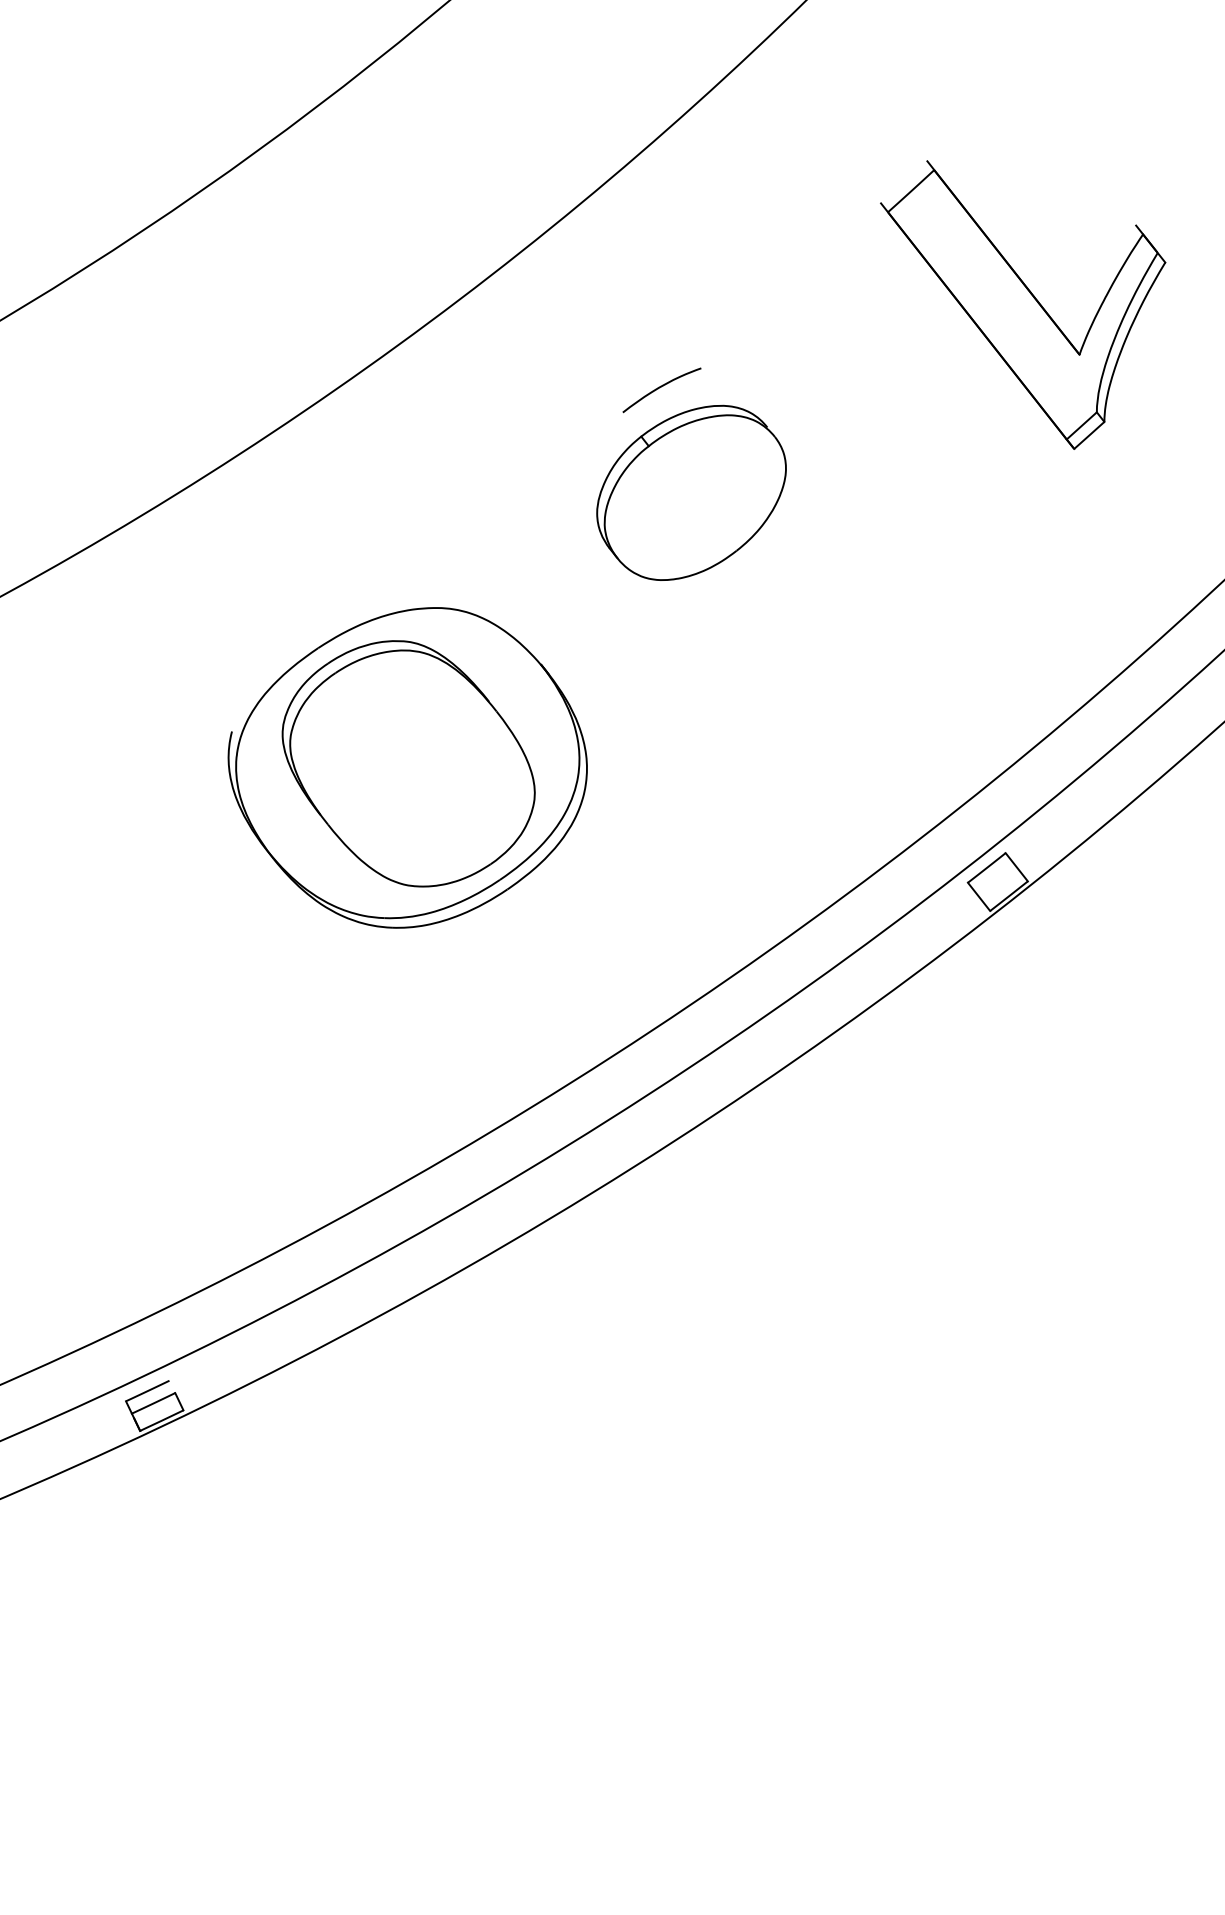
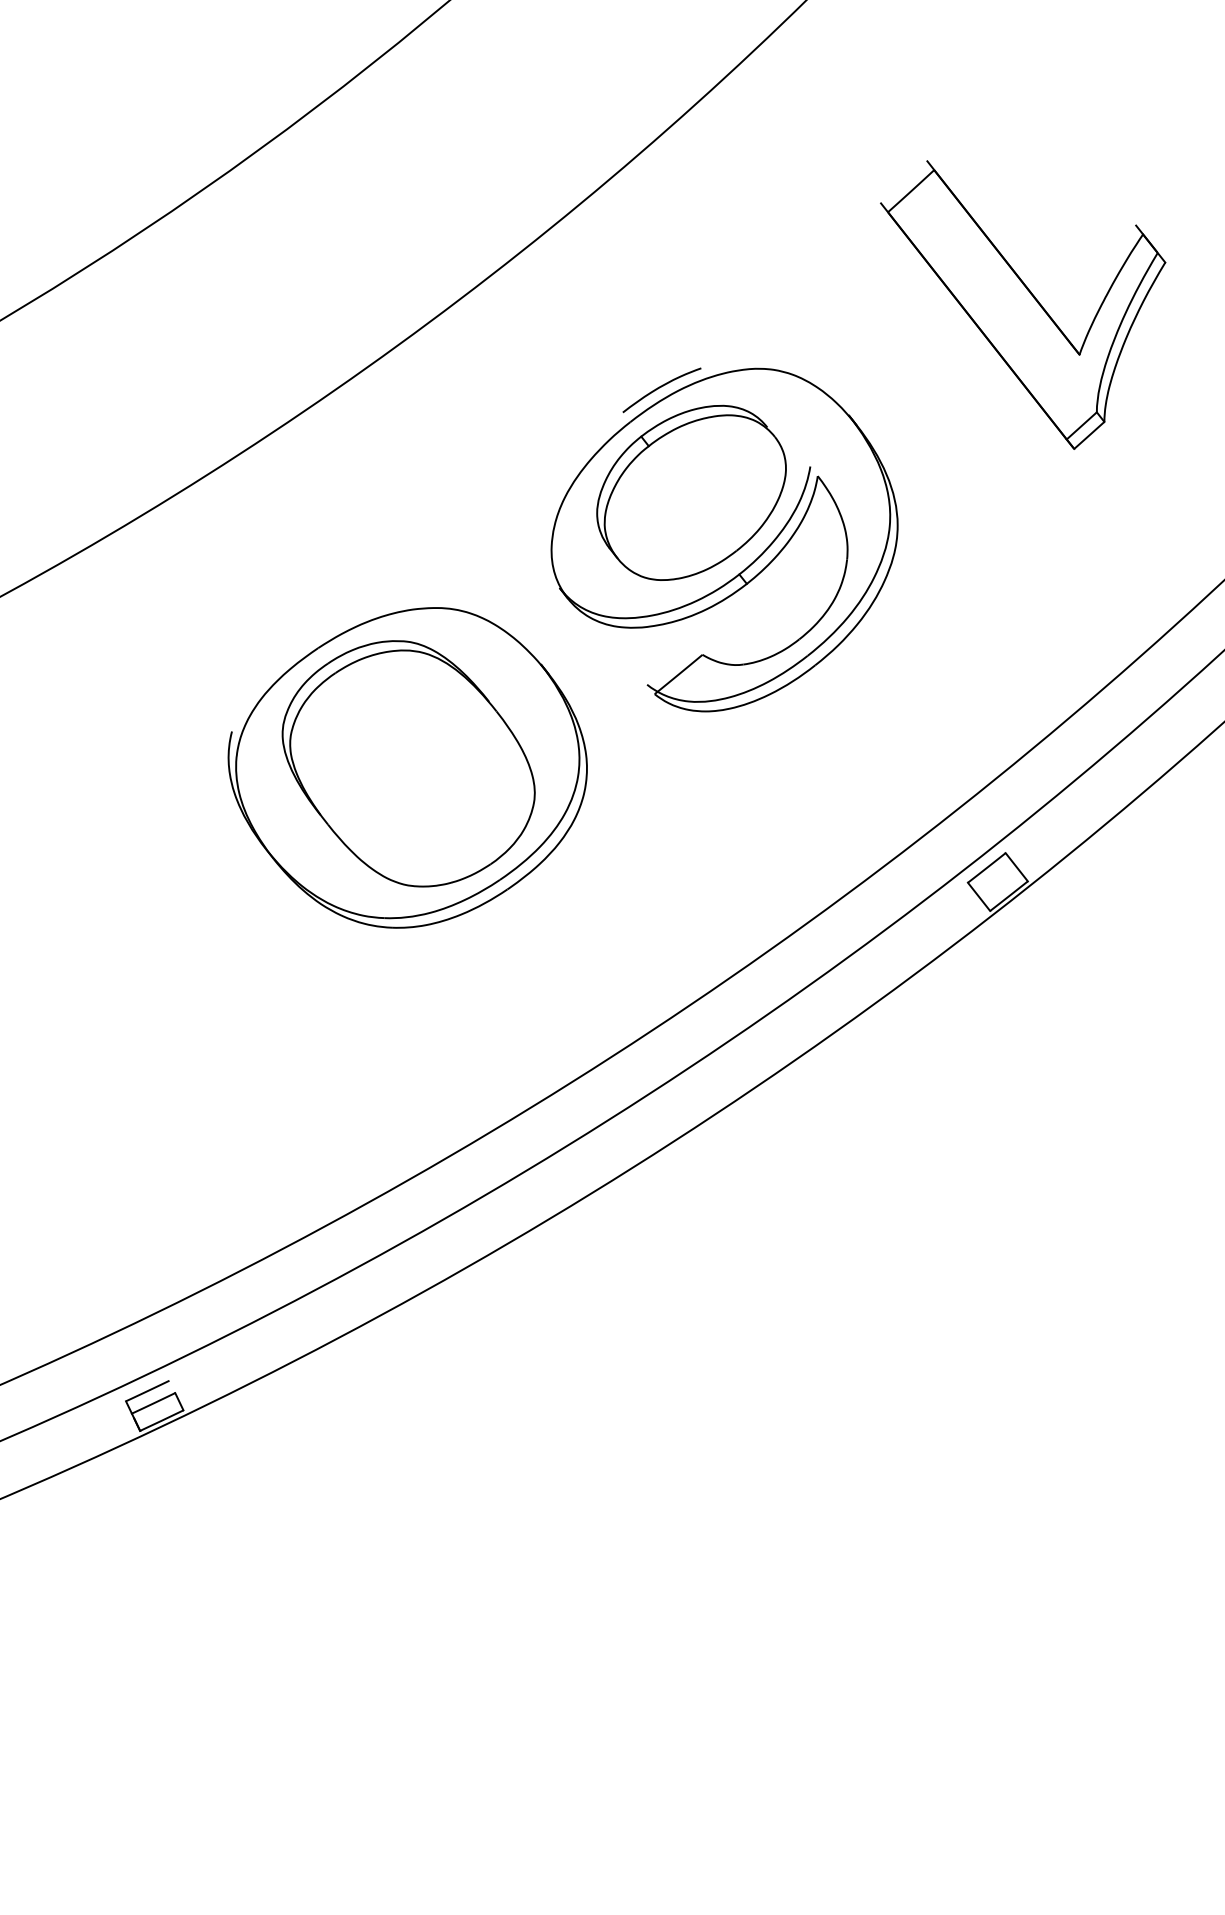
part: none -> present (724, 539)
